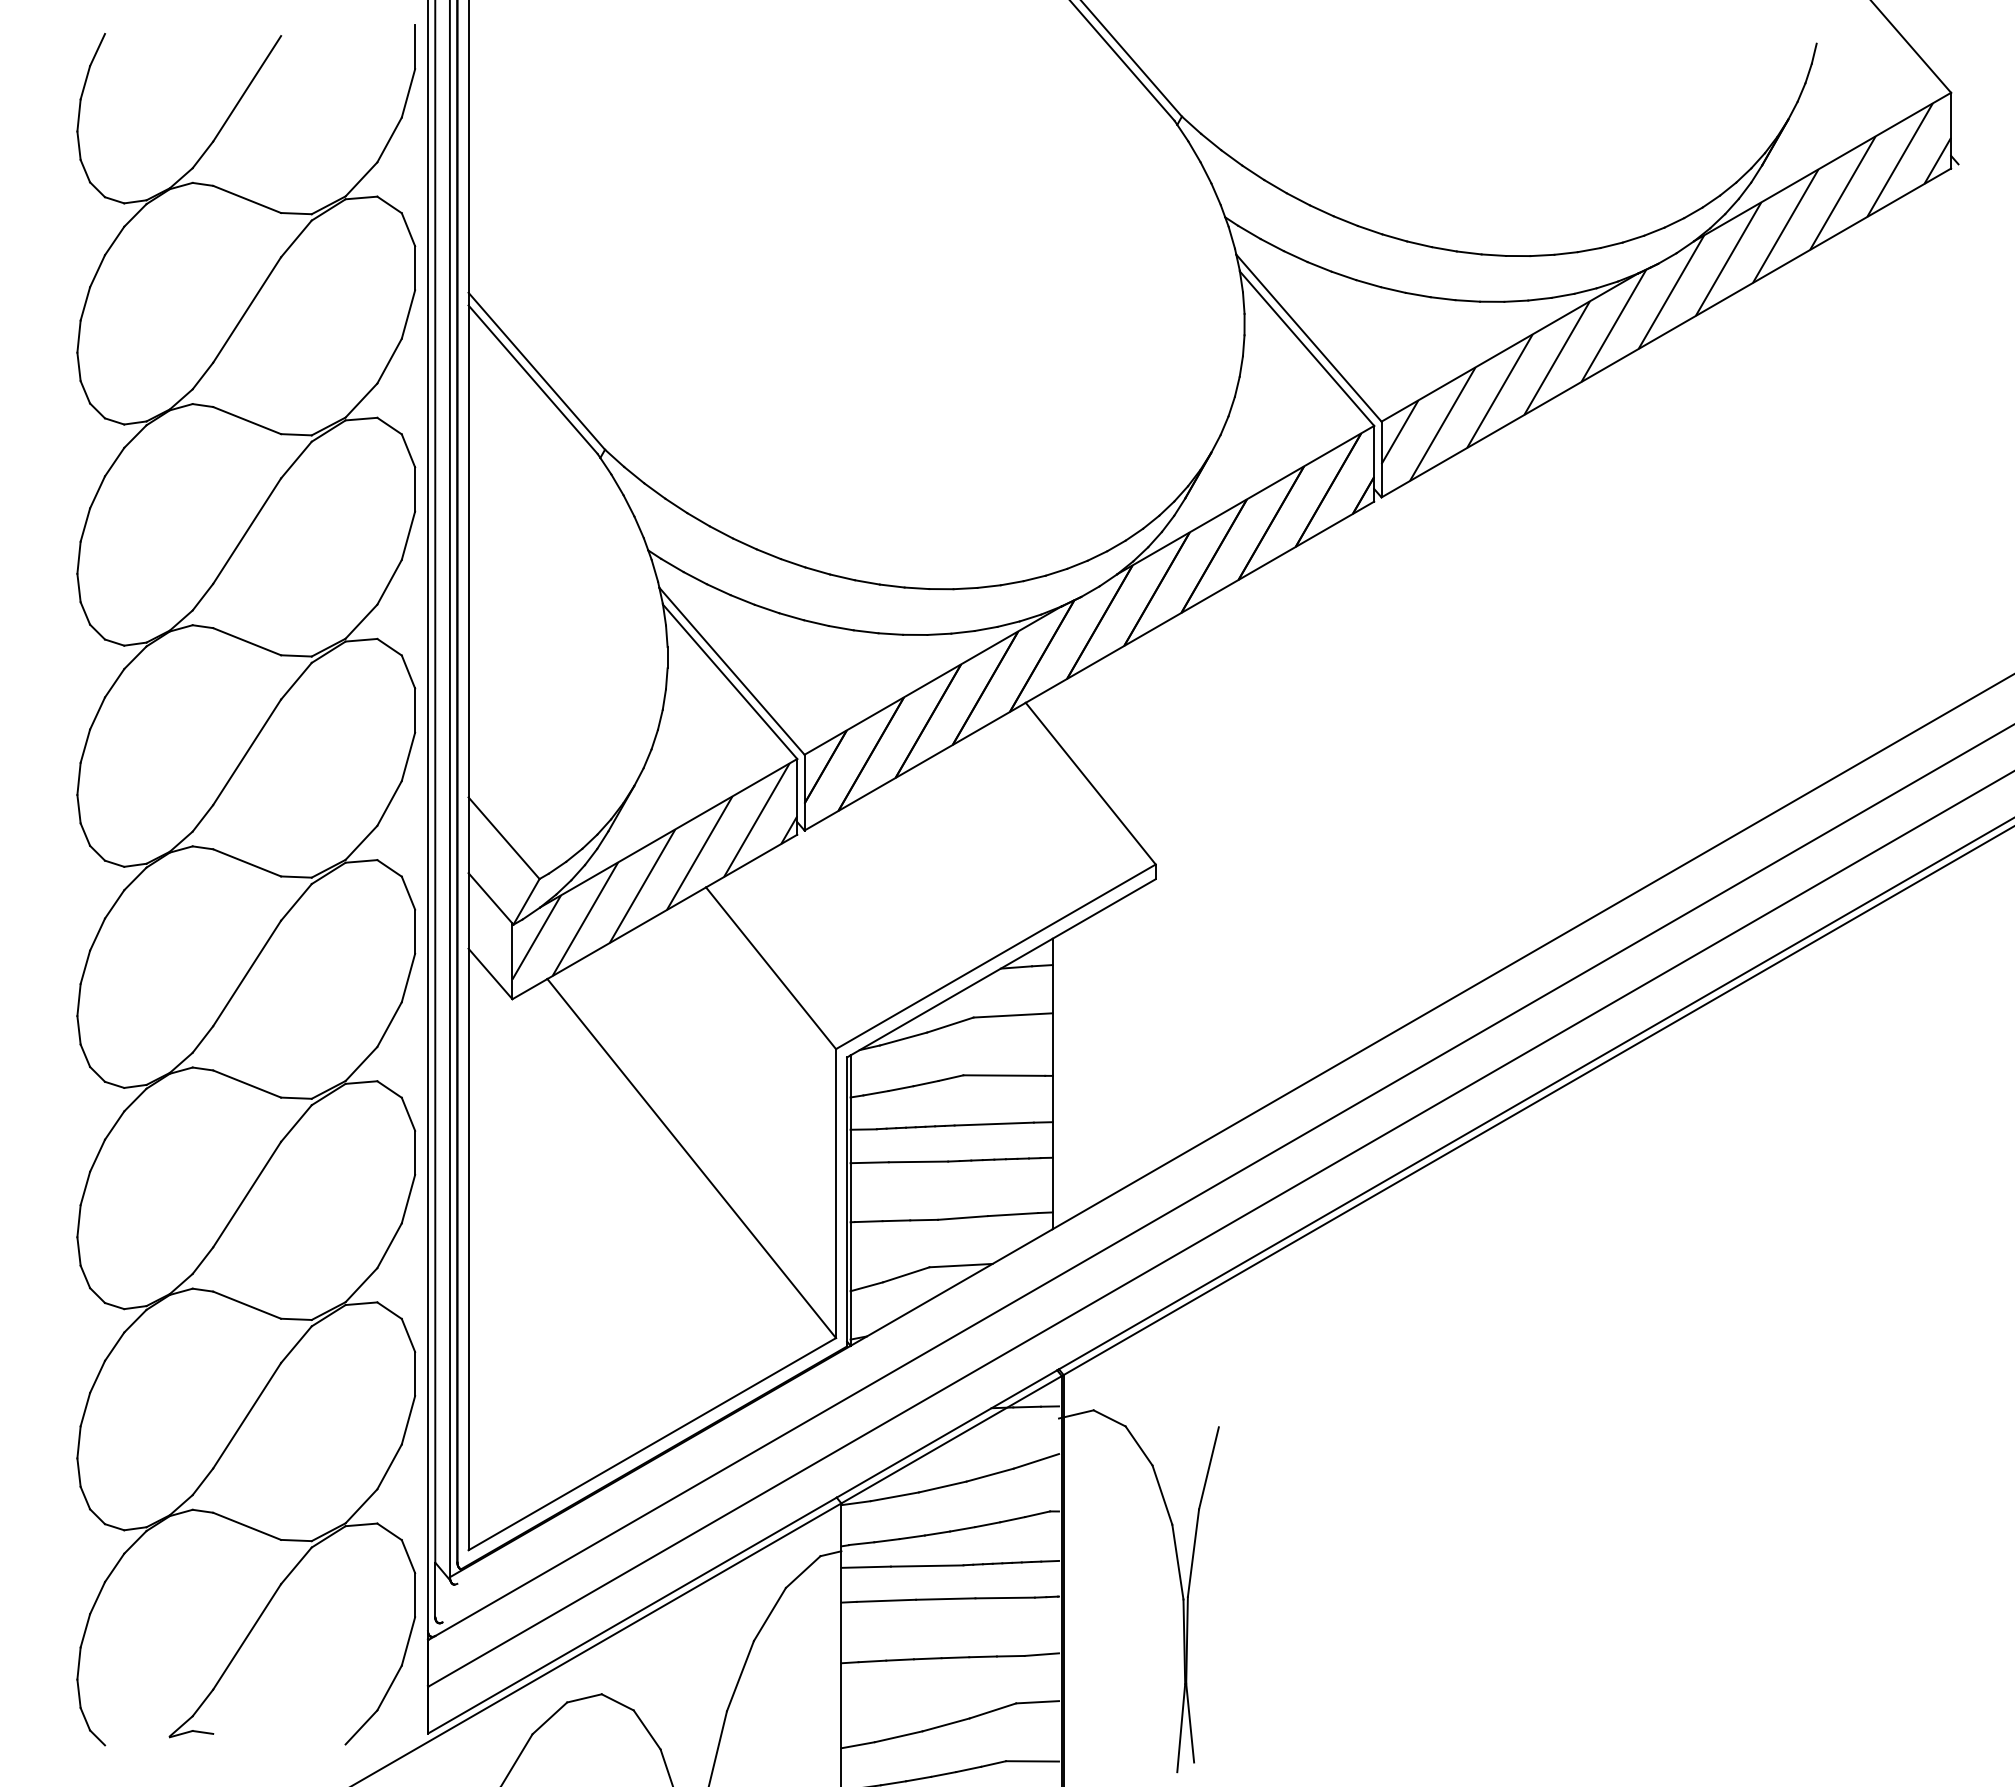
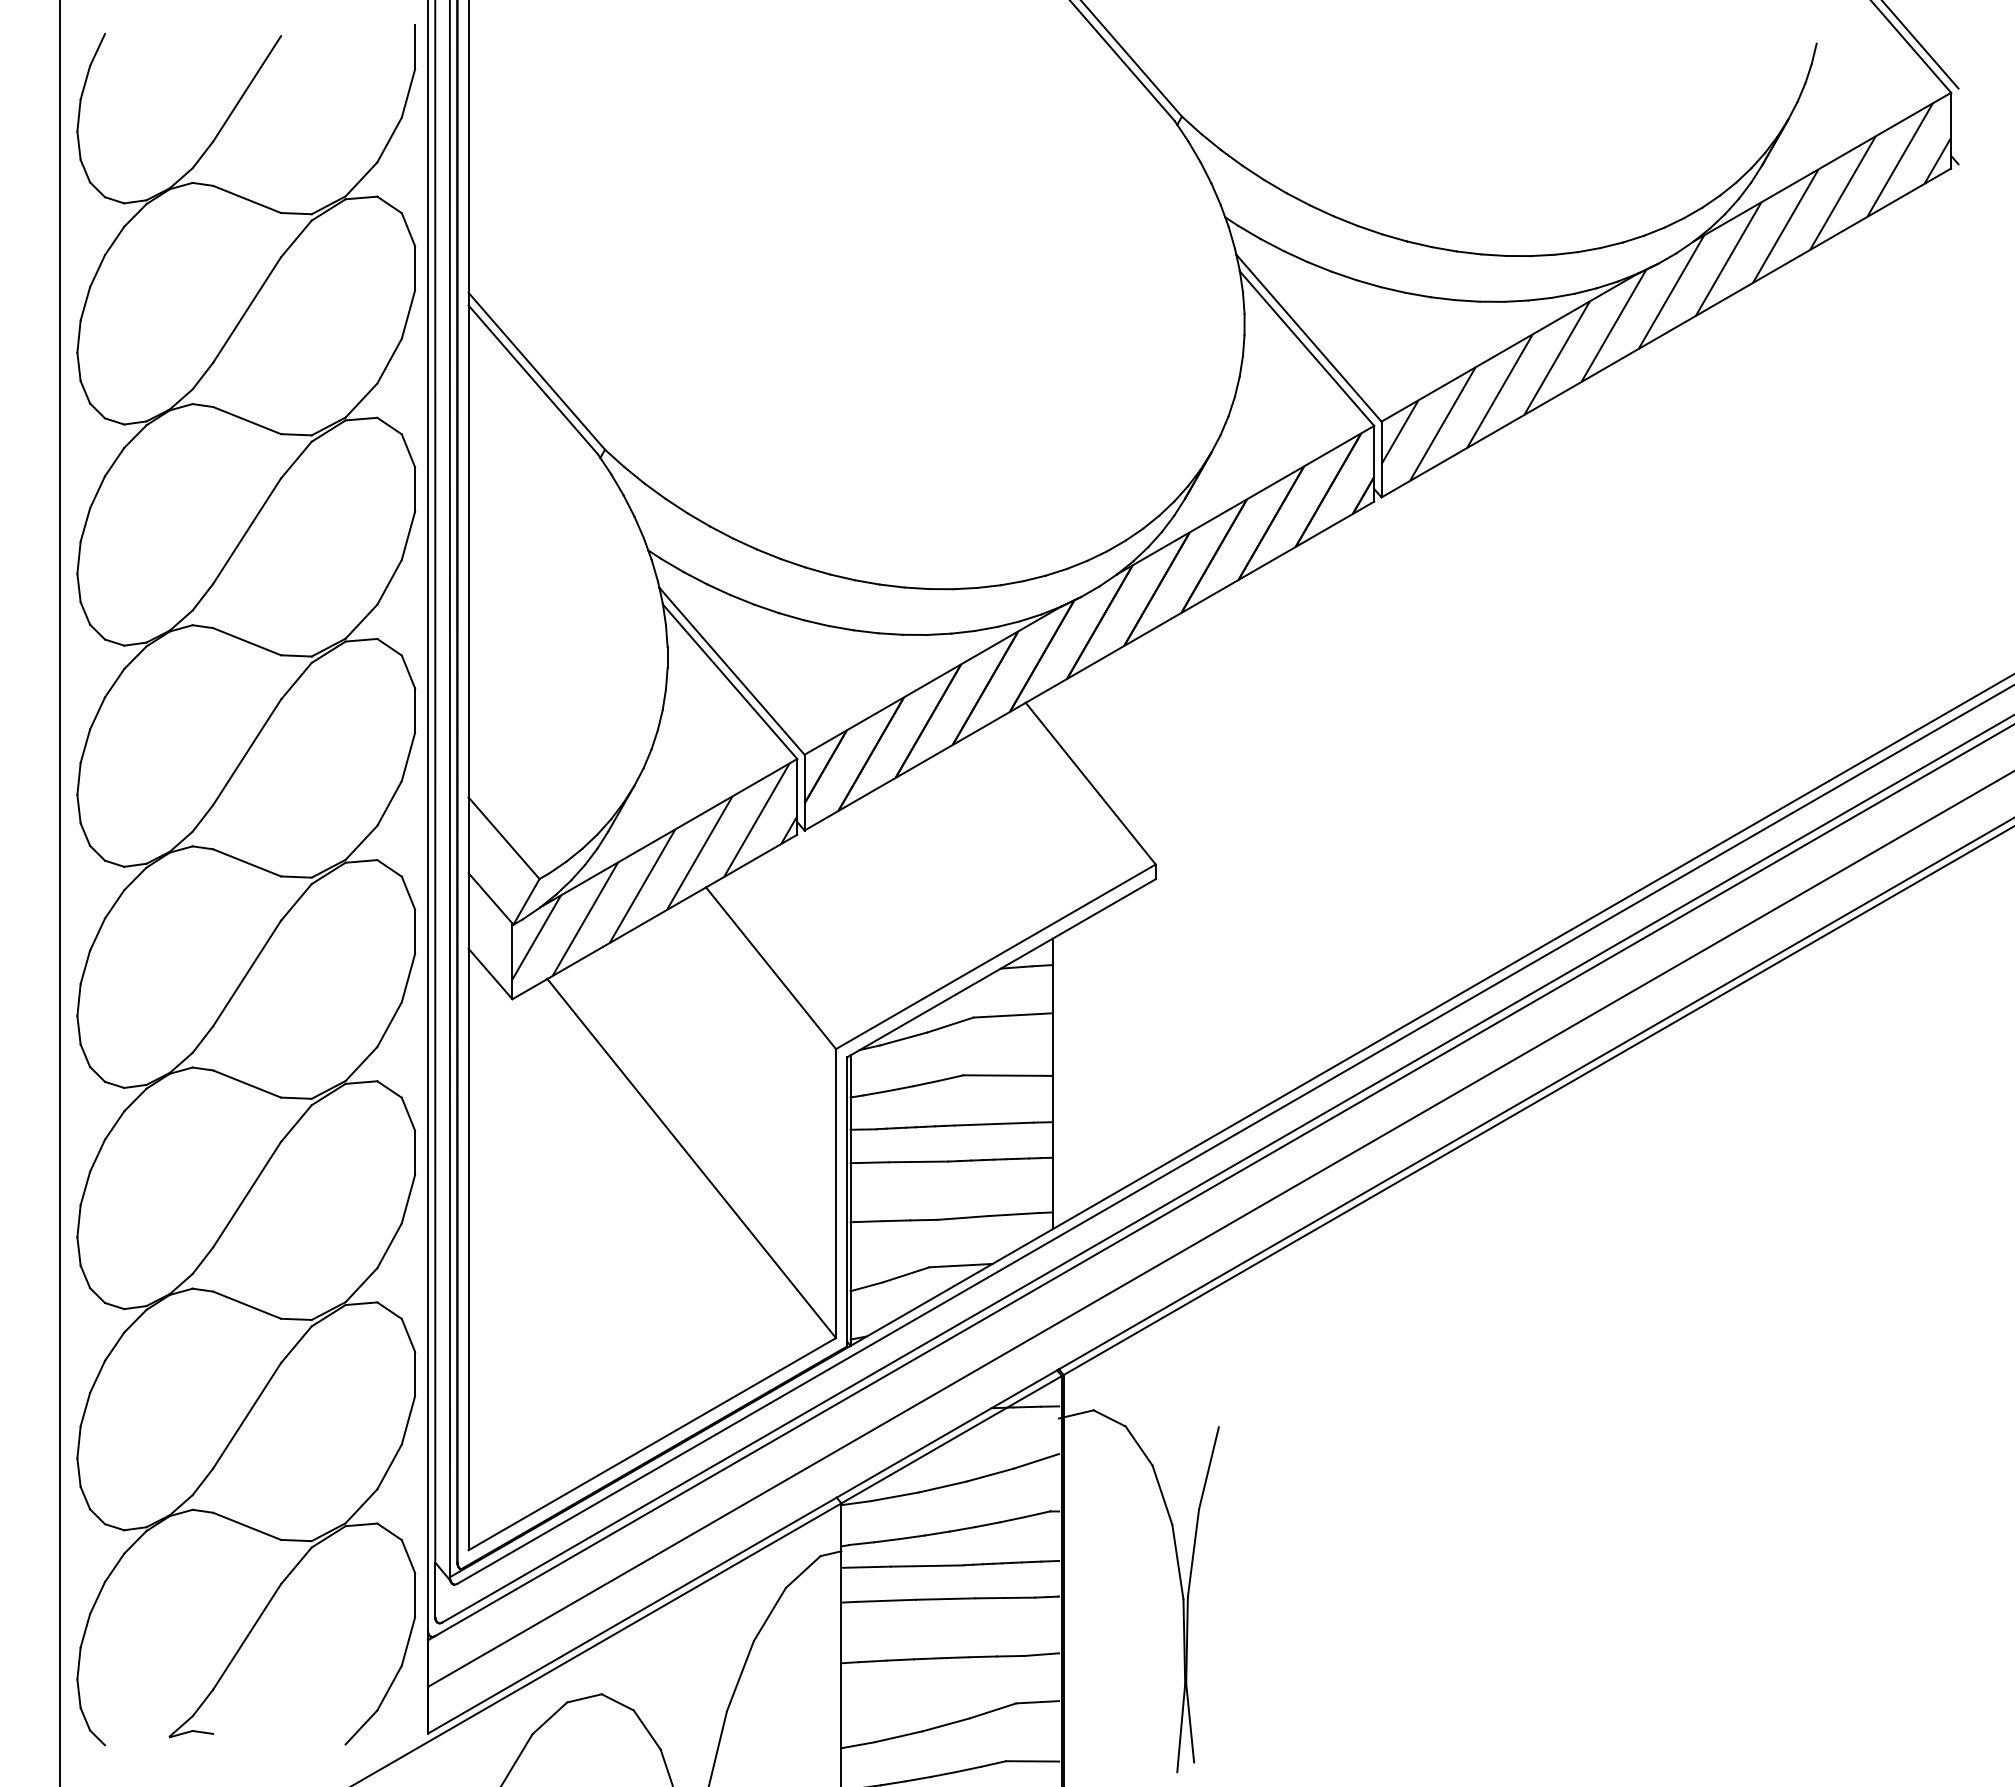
line: none -> present (1920, 45)
line: none -> present (60, 892)
line: none -> present (1234, 1134)
line: none -> present (1226, 1169)
